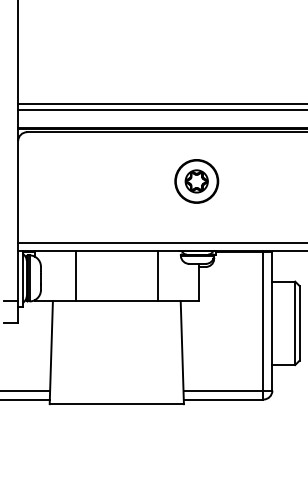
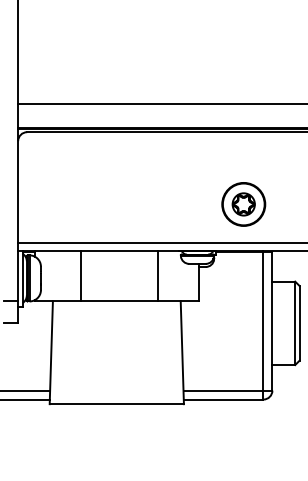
line: present -> none (161, 110)
part position: (196, 181) -> (243, 204) (243, 204)
line position: (75, 276) -> (80, 276) (80, 276)
